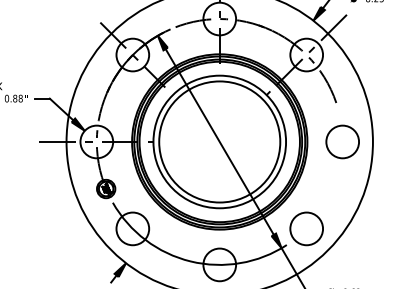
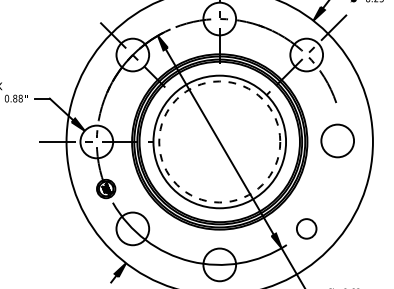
circle: solid -> dashed (219, 141)
circle position: (342, 141) -> (337, 140) (337, 140)
circle diameter: 33 px -> 20 px (306, 228)
